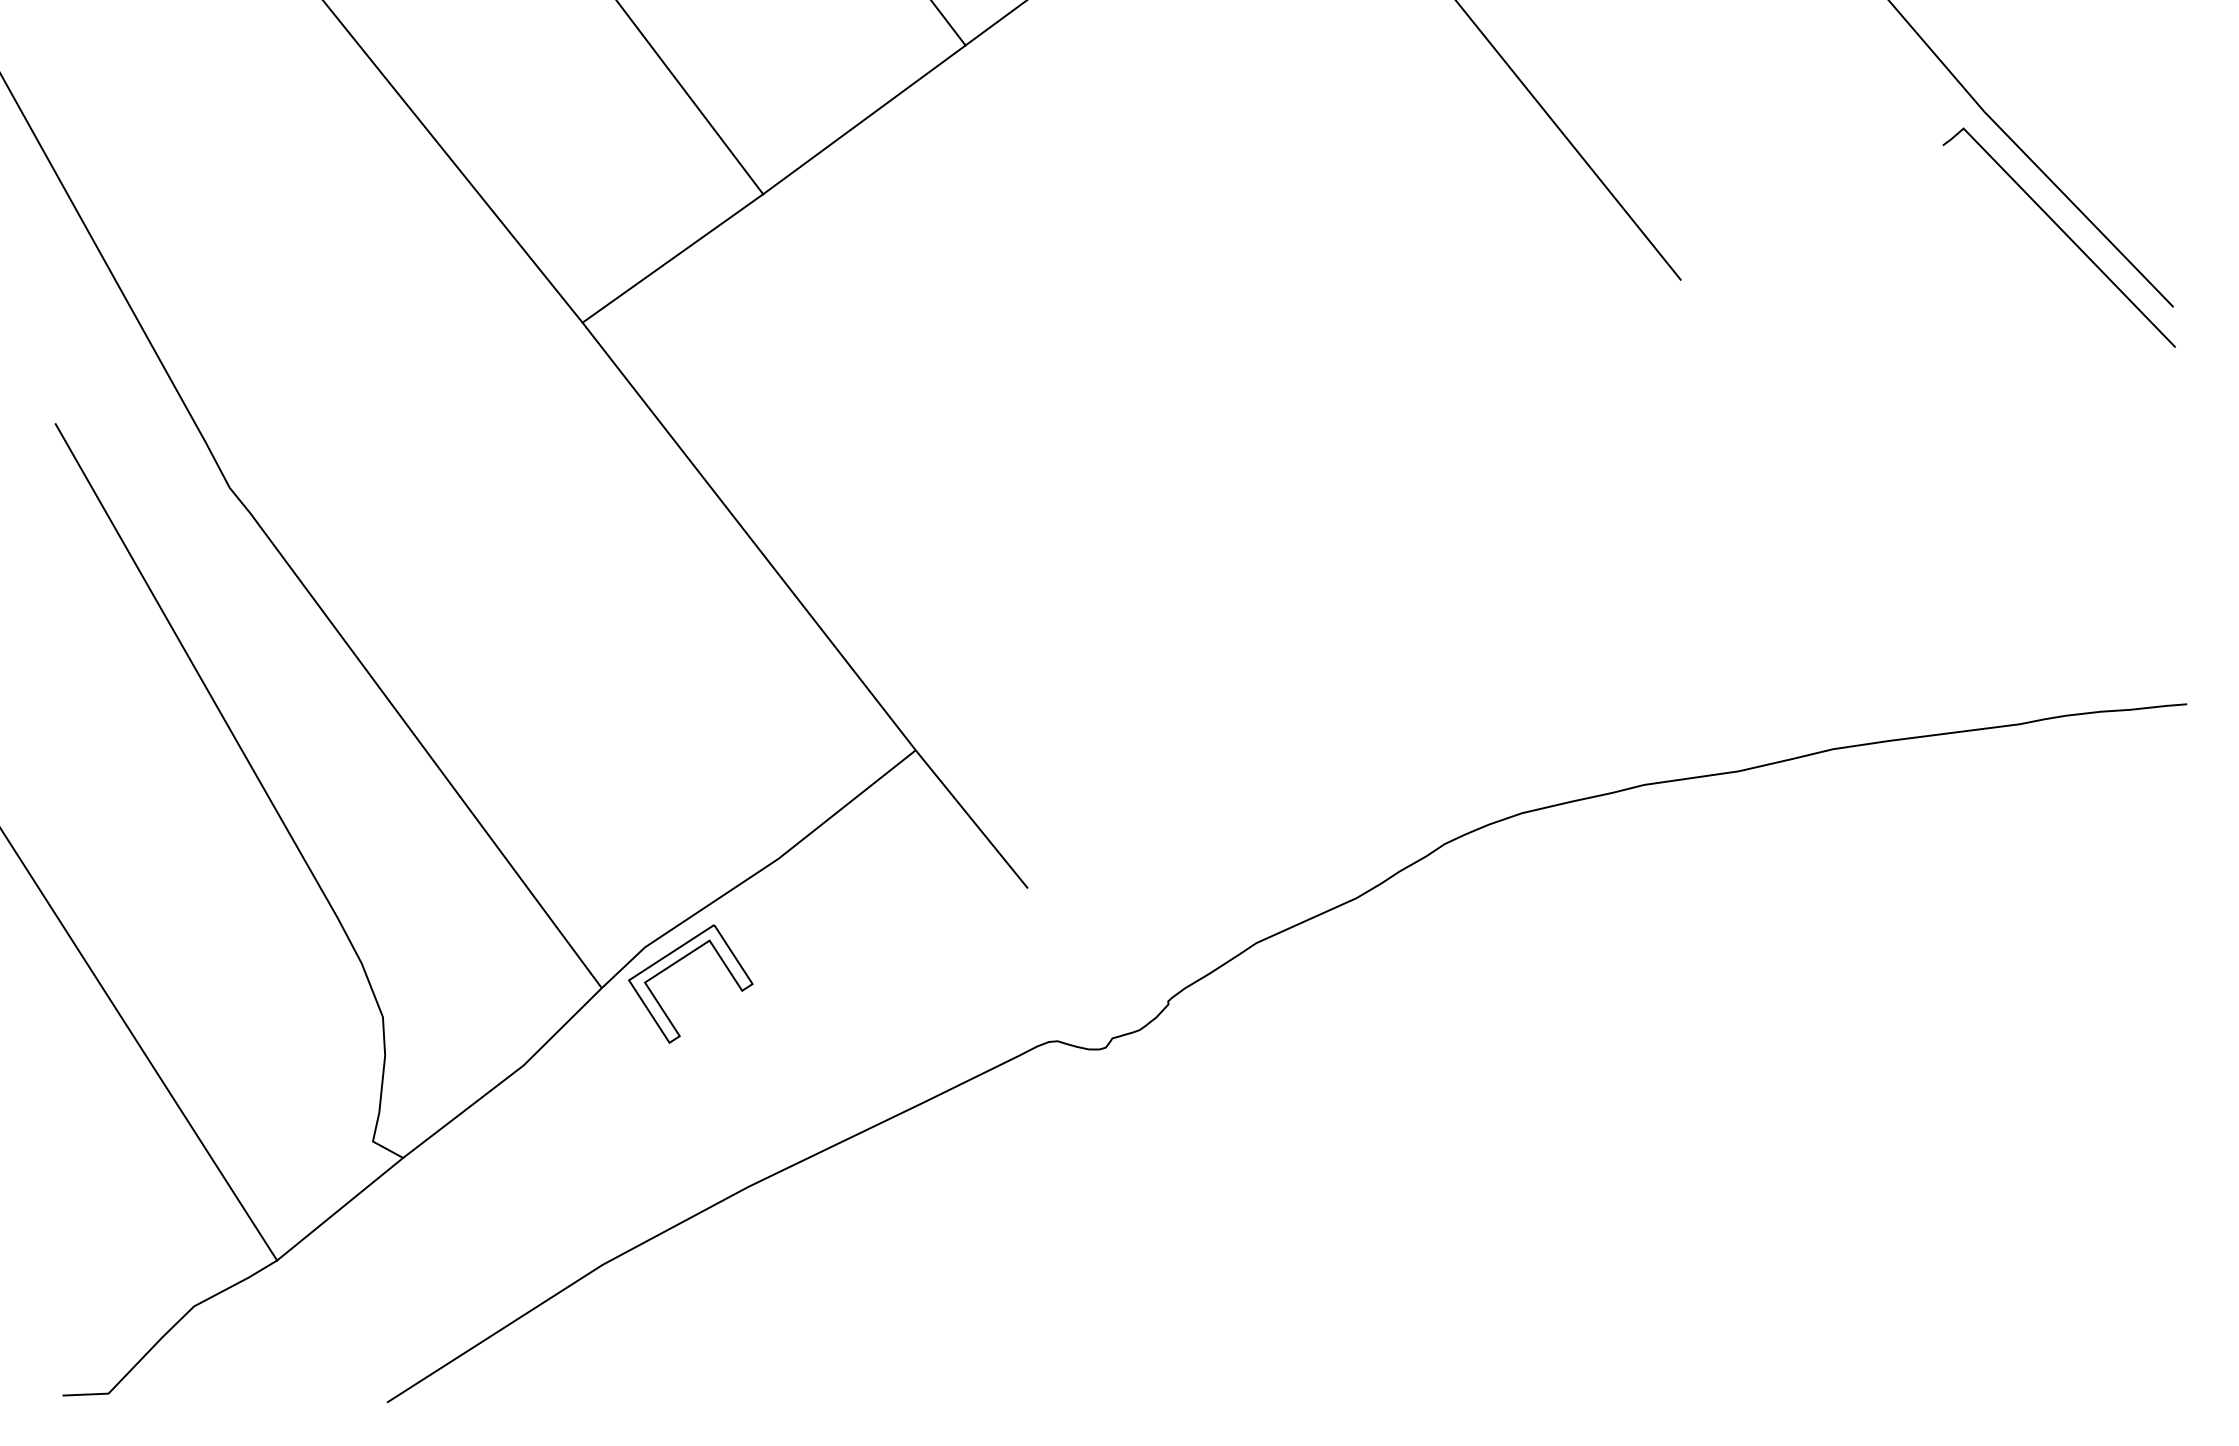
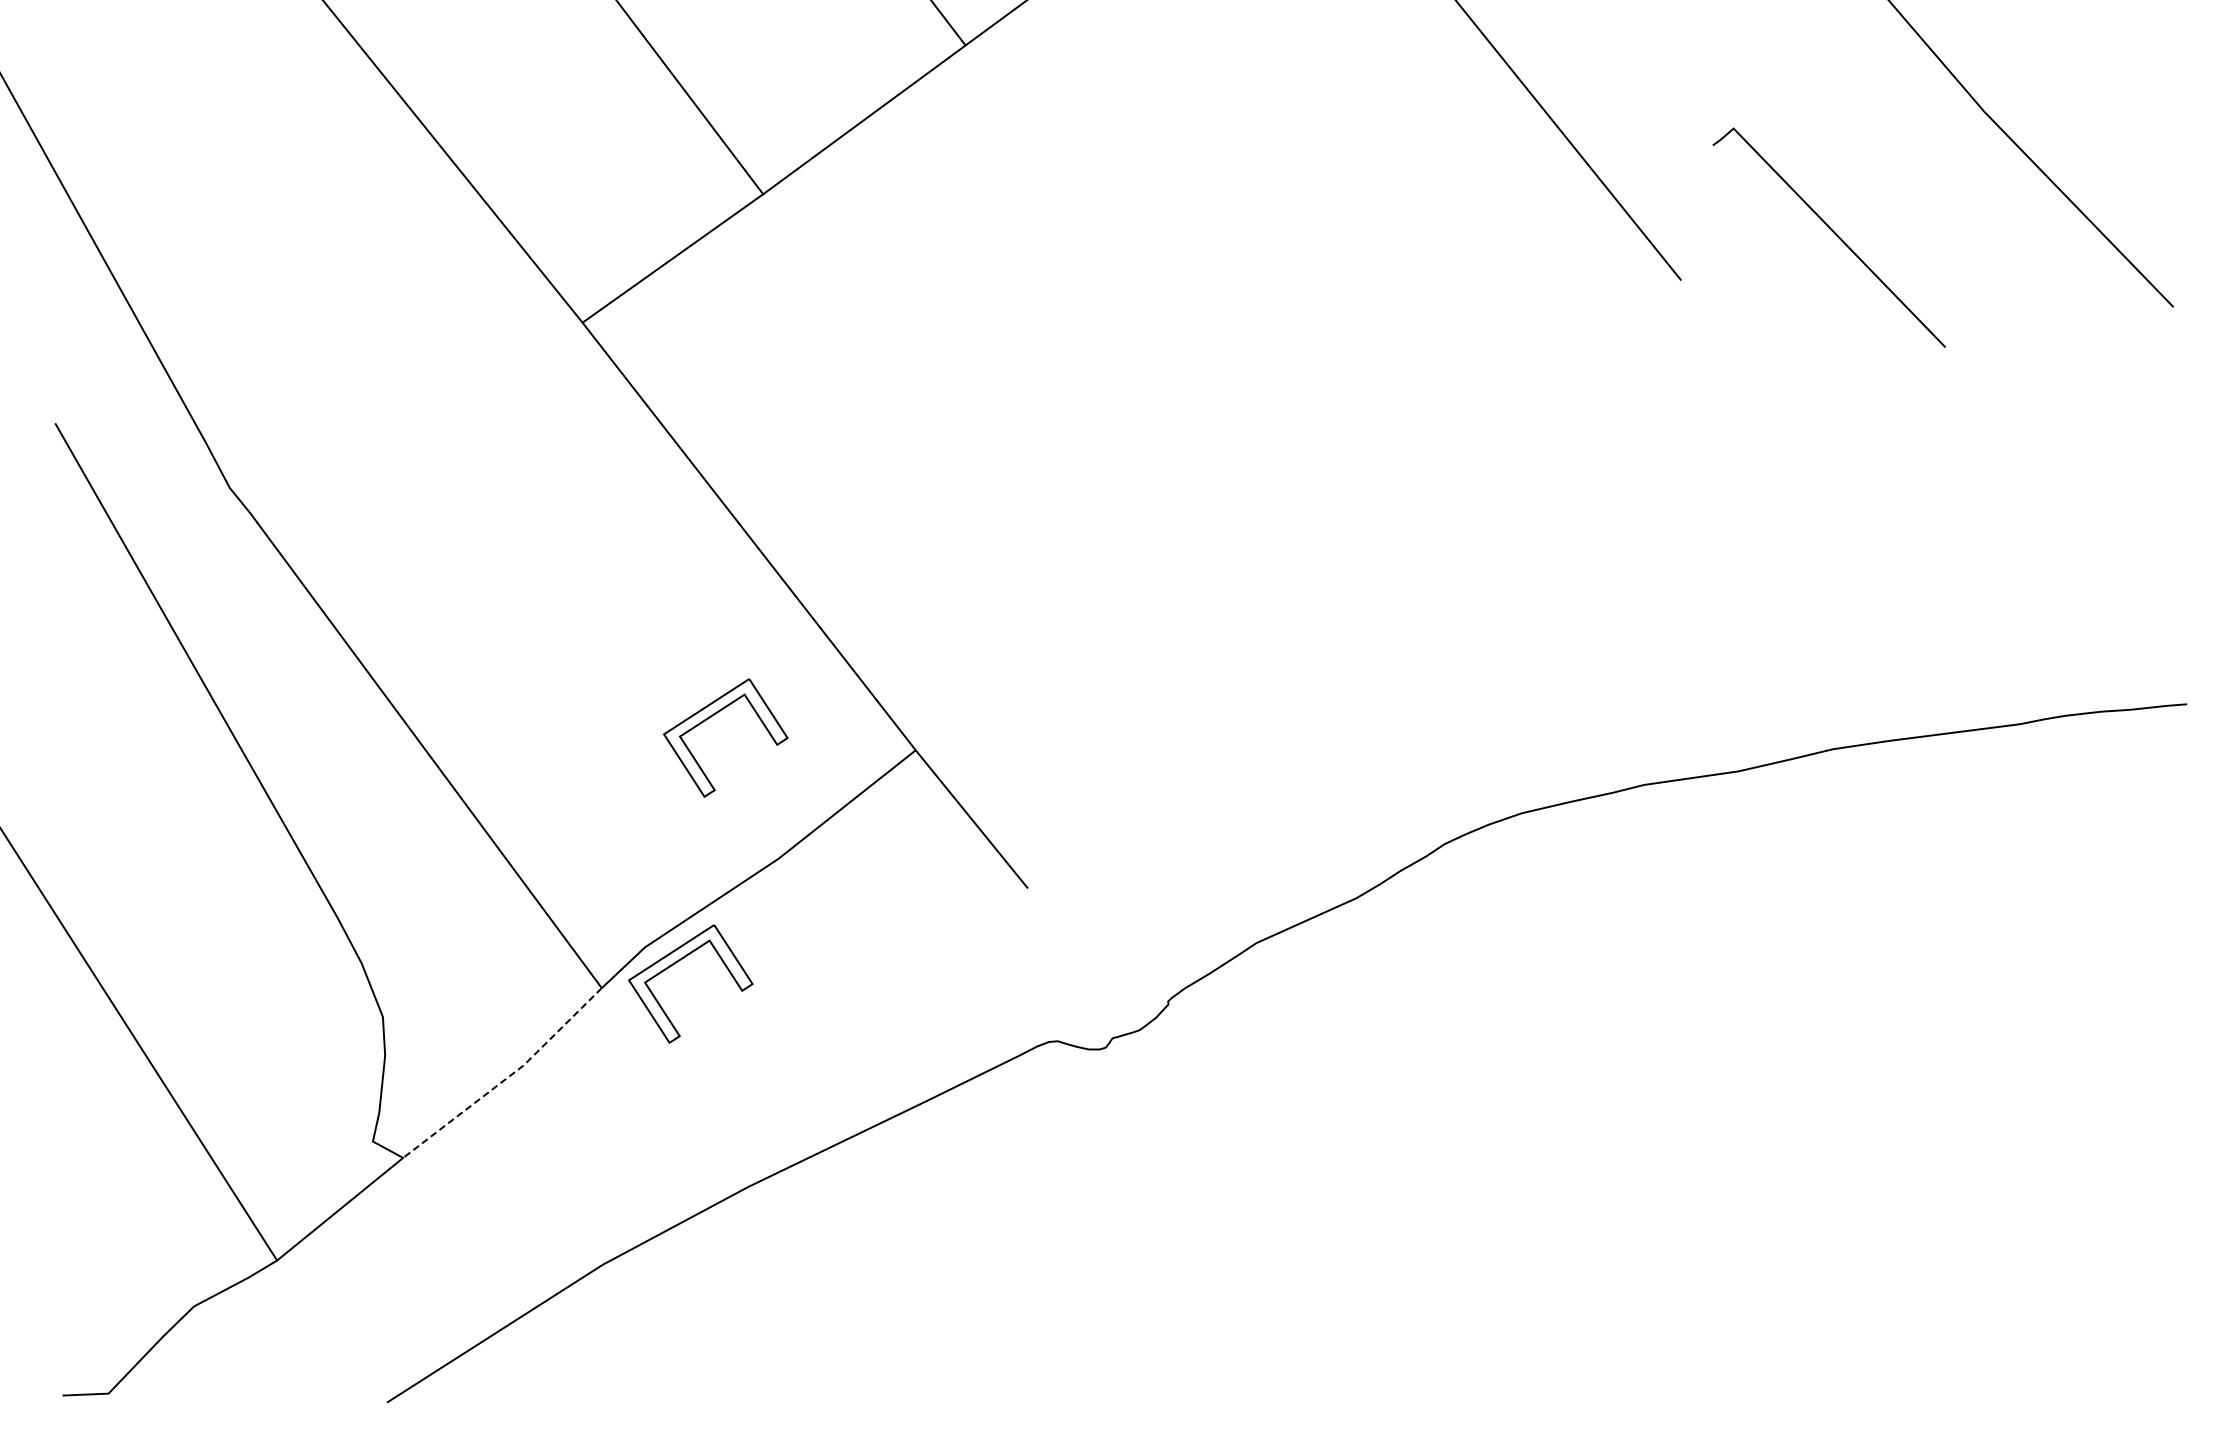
curve position: (2062, 232) -> (1832, 232) (1832, 232)
part: none -> present (711, 717)
line: solid -> dashed (507, 1078)
